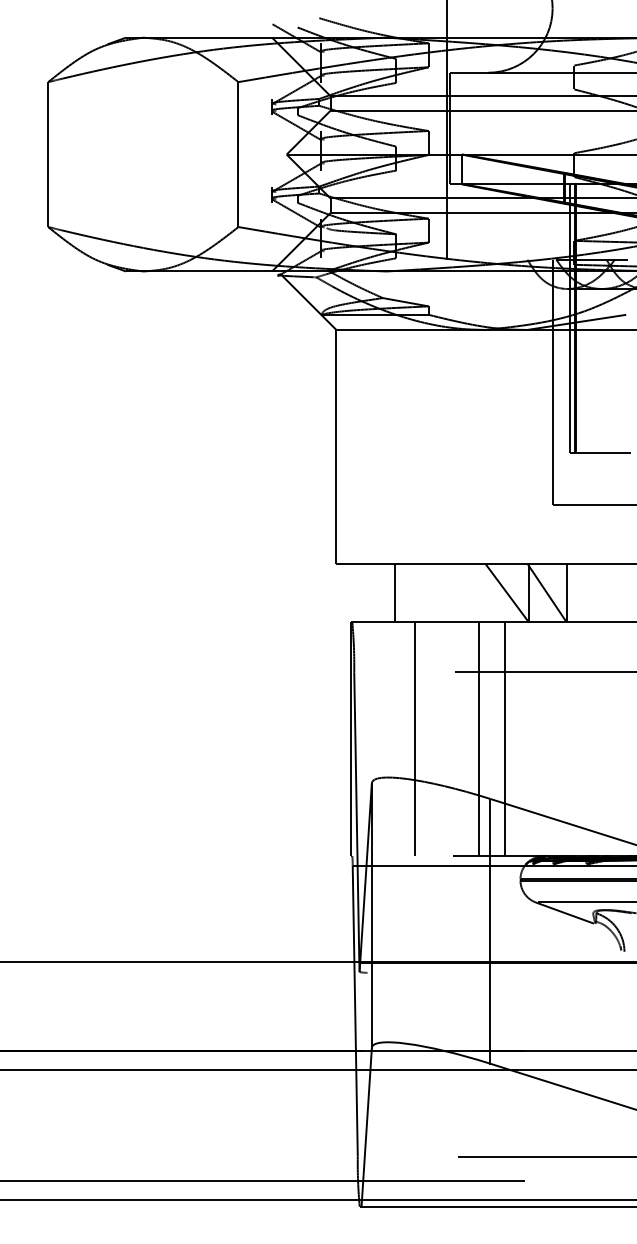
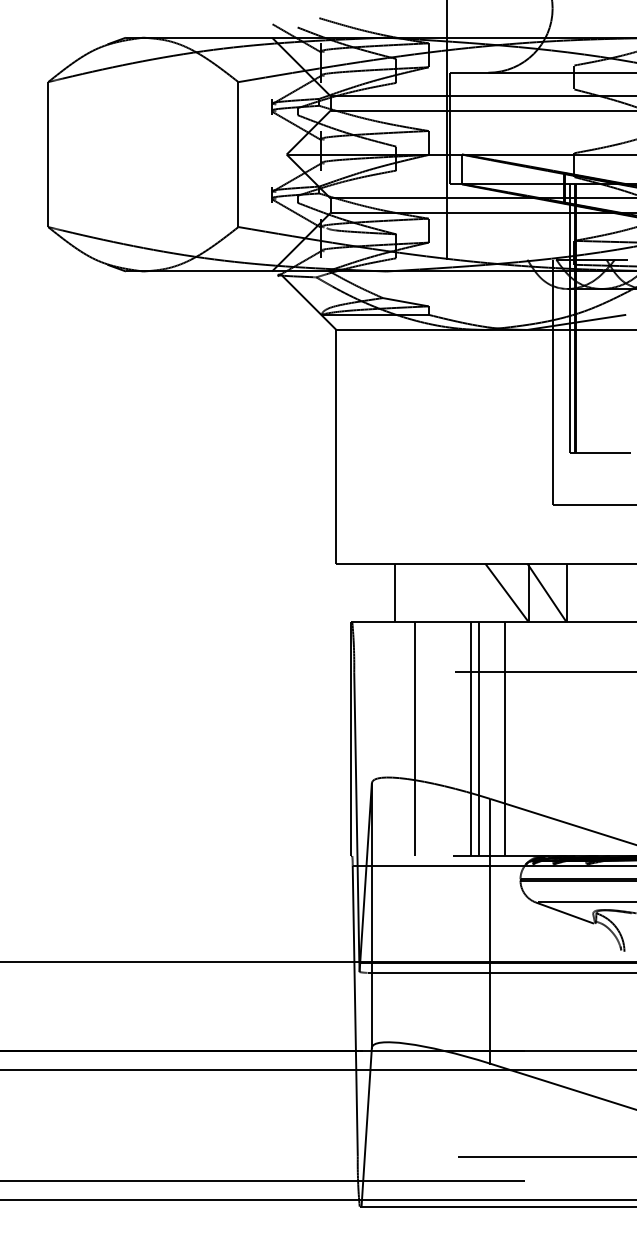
line: none -> present (471, 738)
line: none -> present (500, 972)
